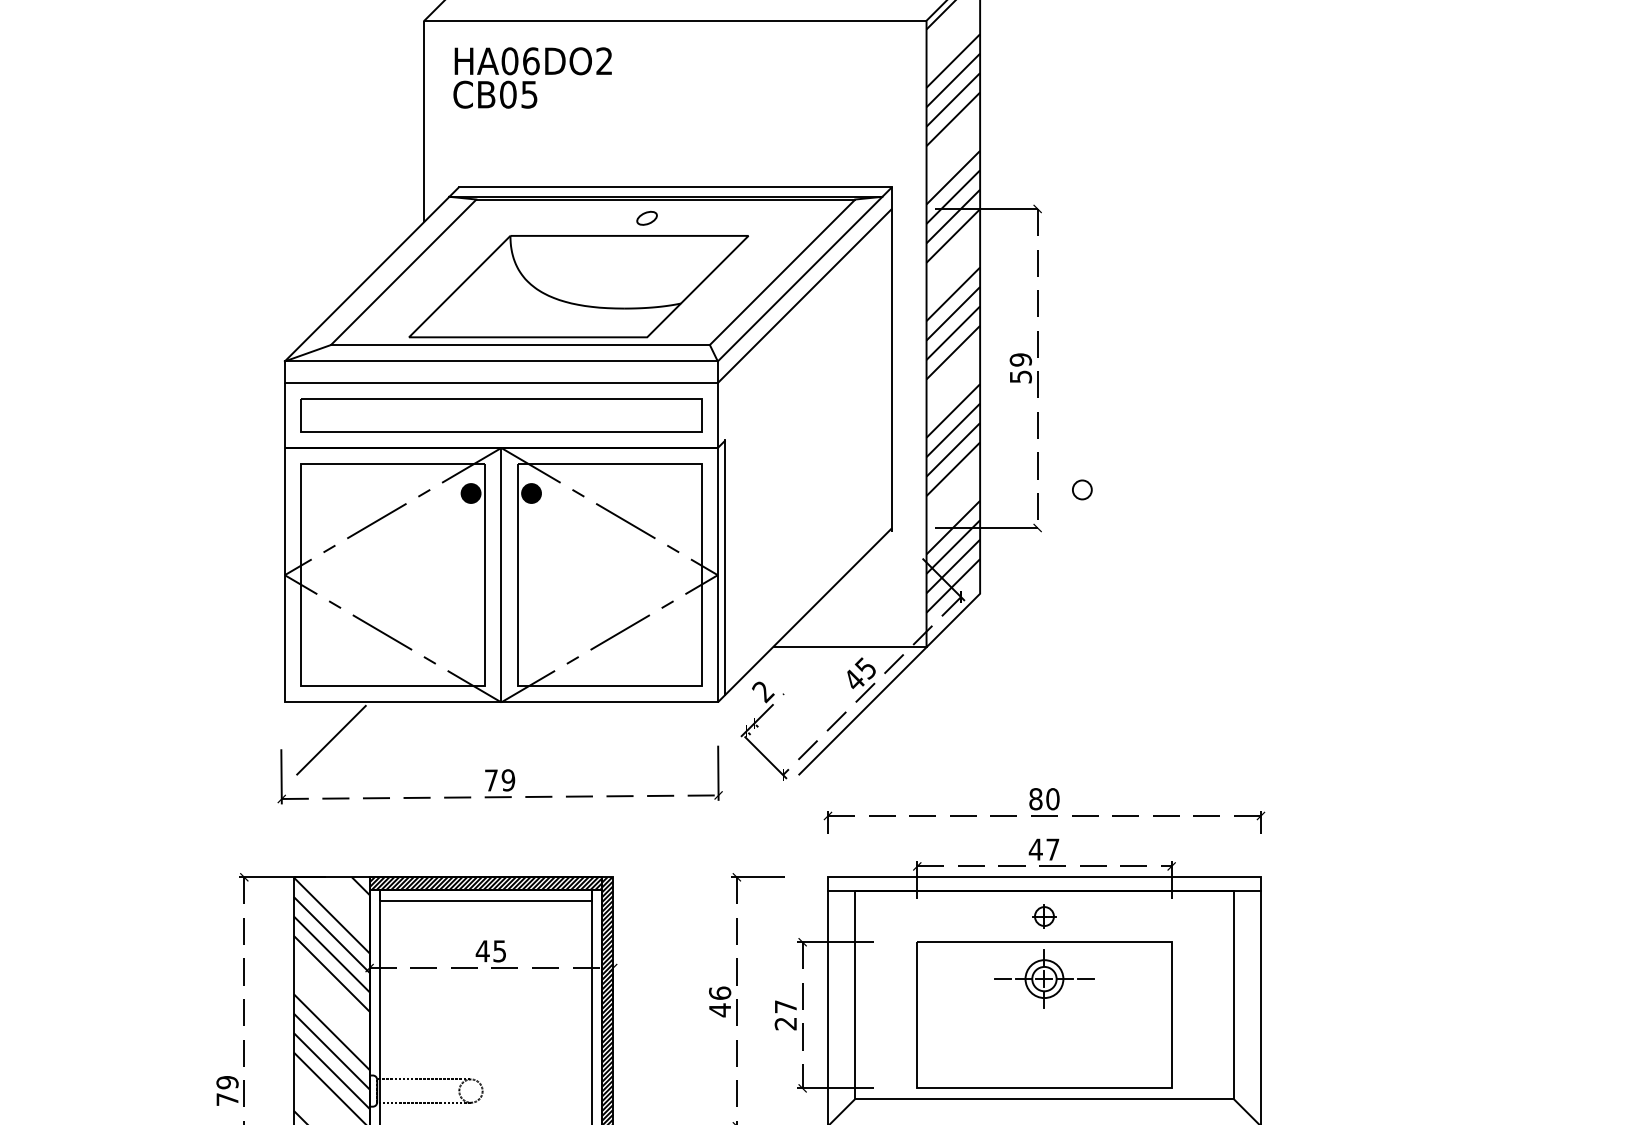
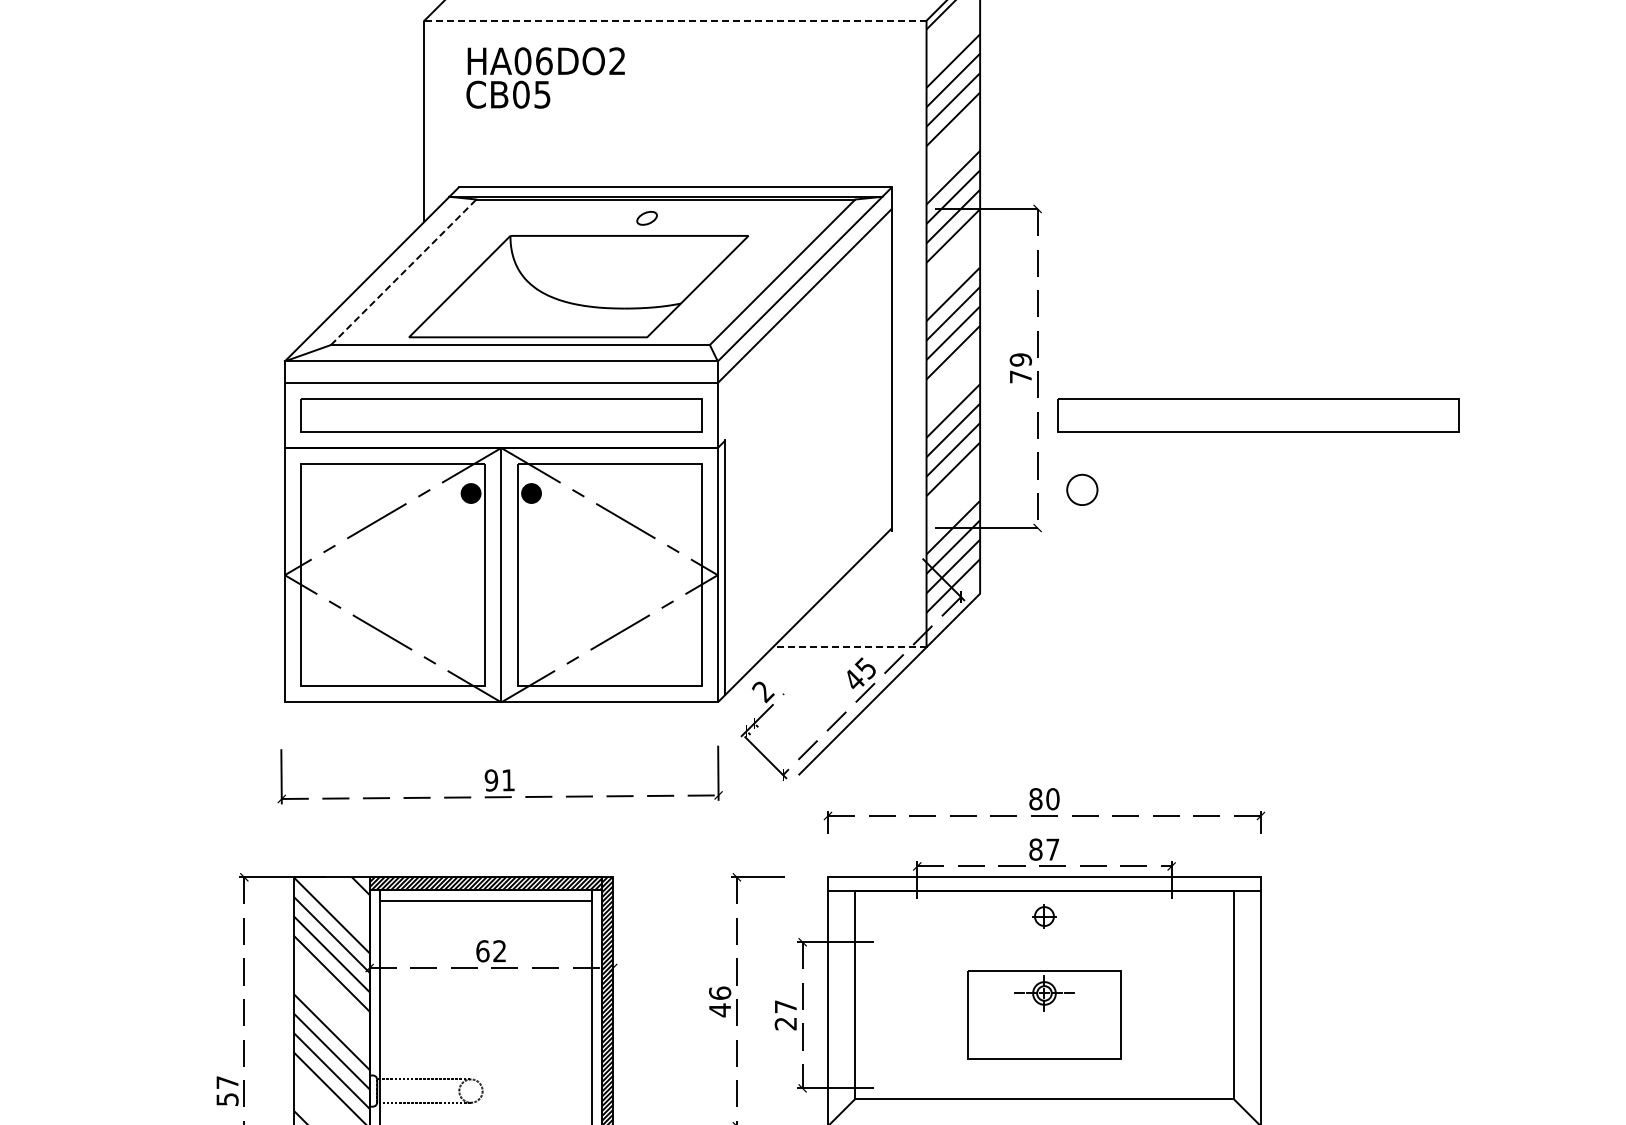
line: solid -> dashed (674, 20)
text position: (532, 77) -> (545, 77) (545, 77)
line: solid -> dashed (403, 272)
text: 59 -> 79 (1021, 376)
part: none -> present (1258, 415)
circle diameter: 19 px -> 30 px (1082, 489)
line: solid -> dashed (849, 647)
line: present -> none (331, 739)
text: 79 -> 91 (499, 780)
text: 47 -> 87 (1035, 849)
text: 45 -> 62 (490, 951)
part size: 257x148 px -> 155x90 px (1044, 1014)
text: 79 -> 57 (227, 1090)
